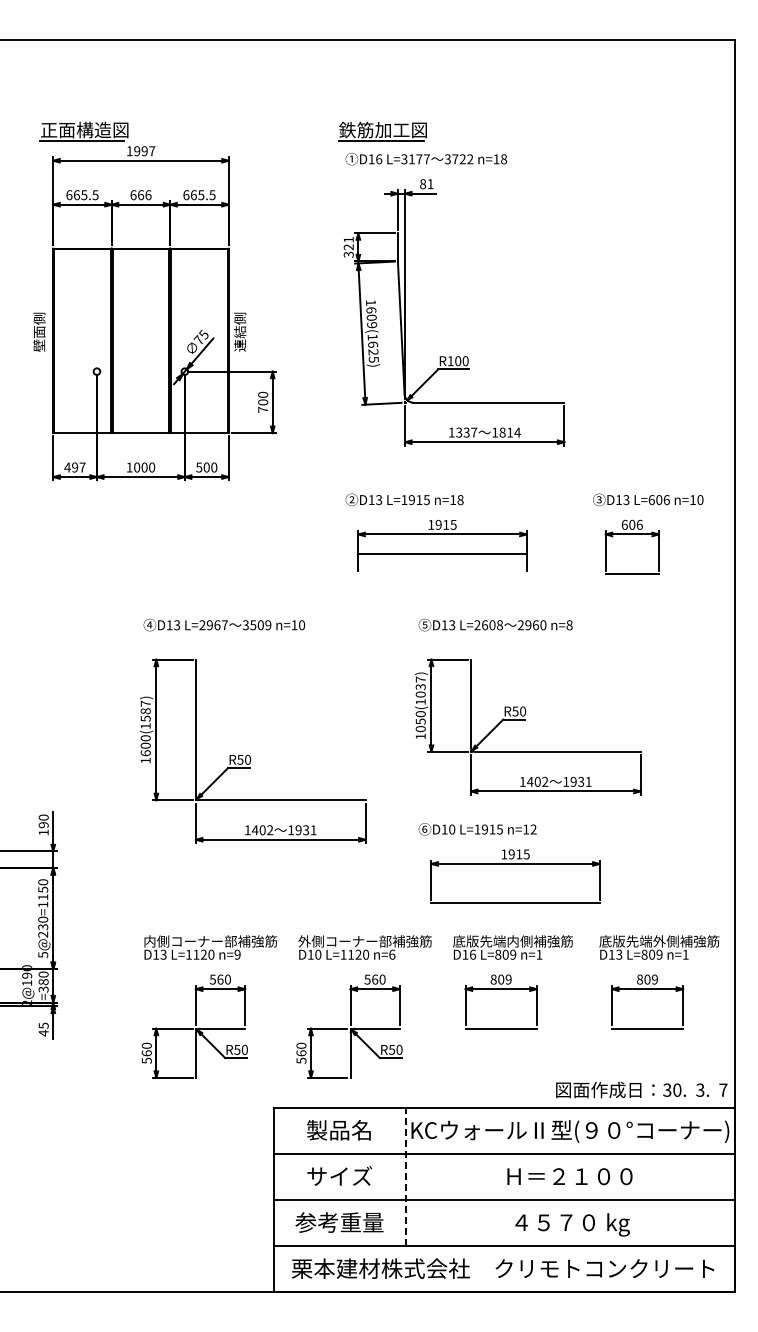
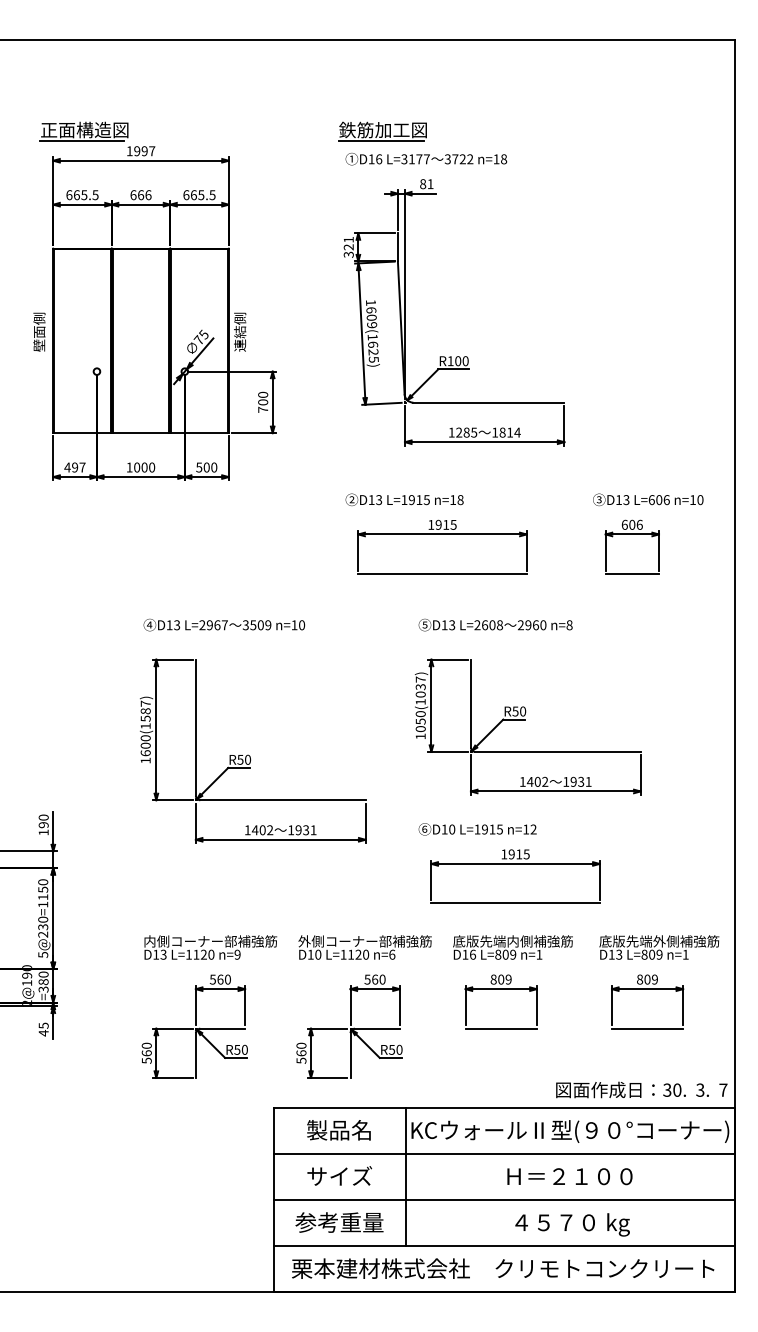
text: 1337 -> 1285 (466, 432)
line position: (442, 554) -> (442, 574) (442, 574)
line: dashed -> solid (405, 1176)
